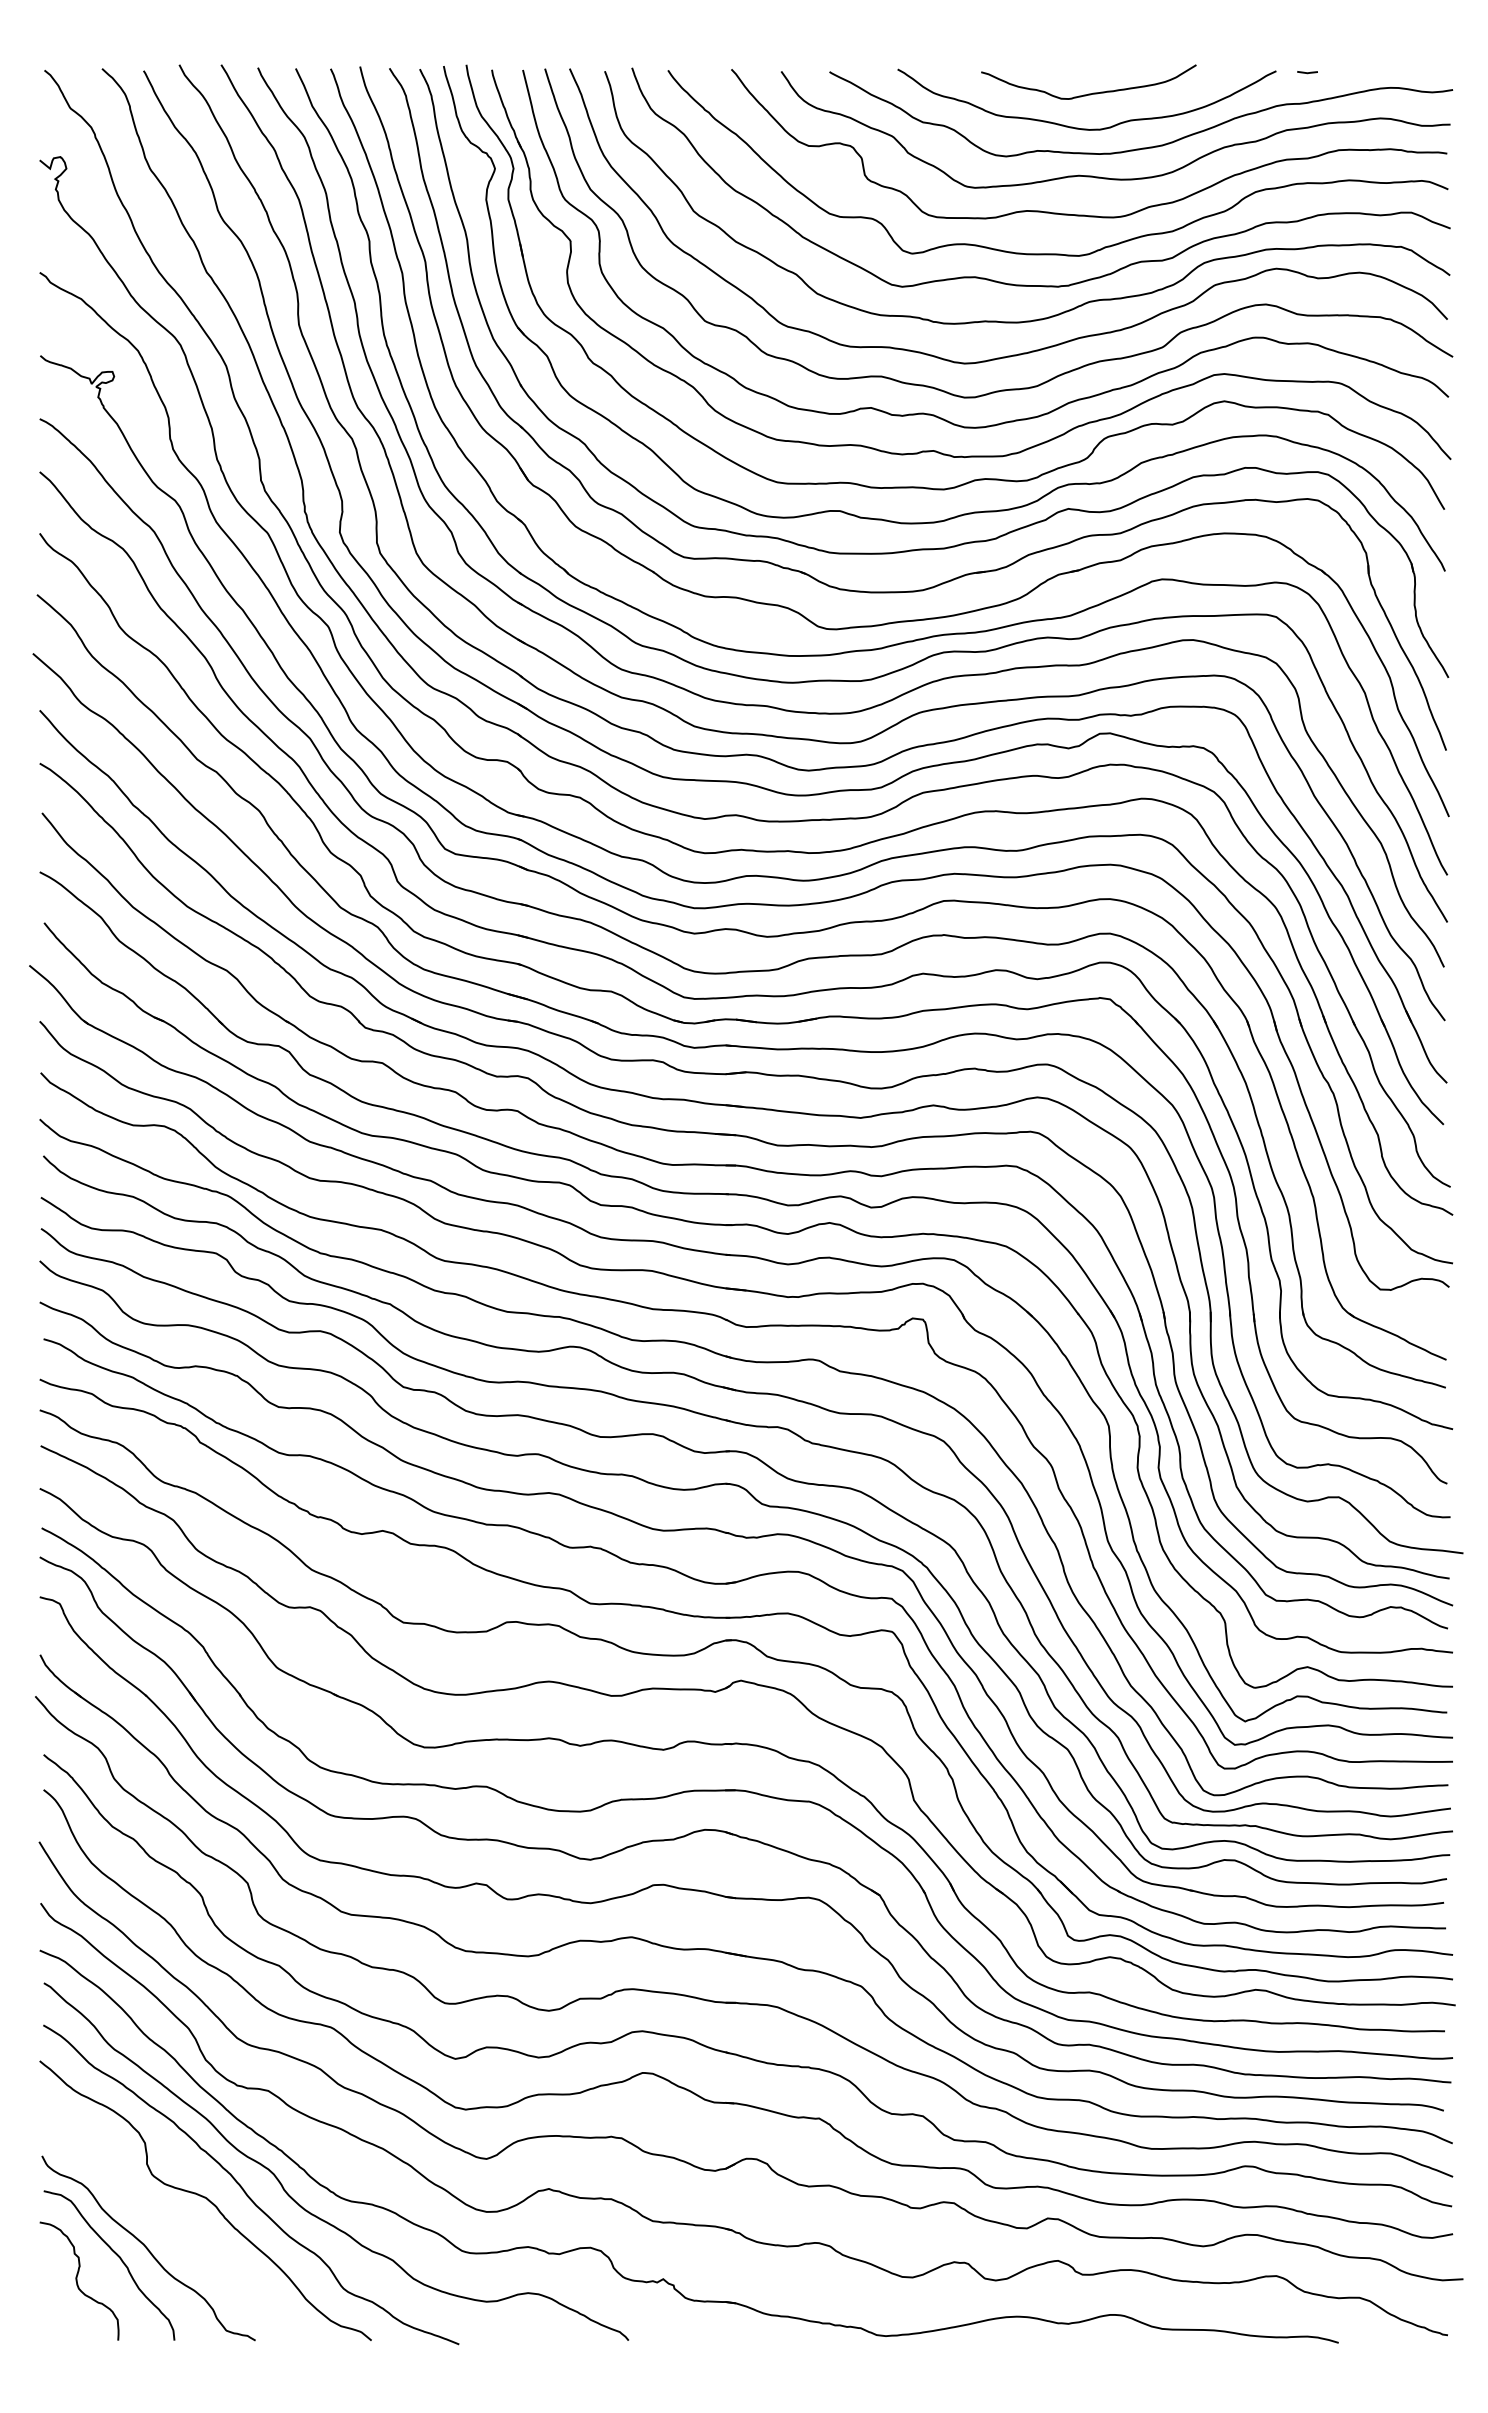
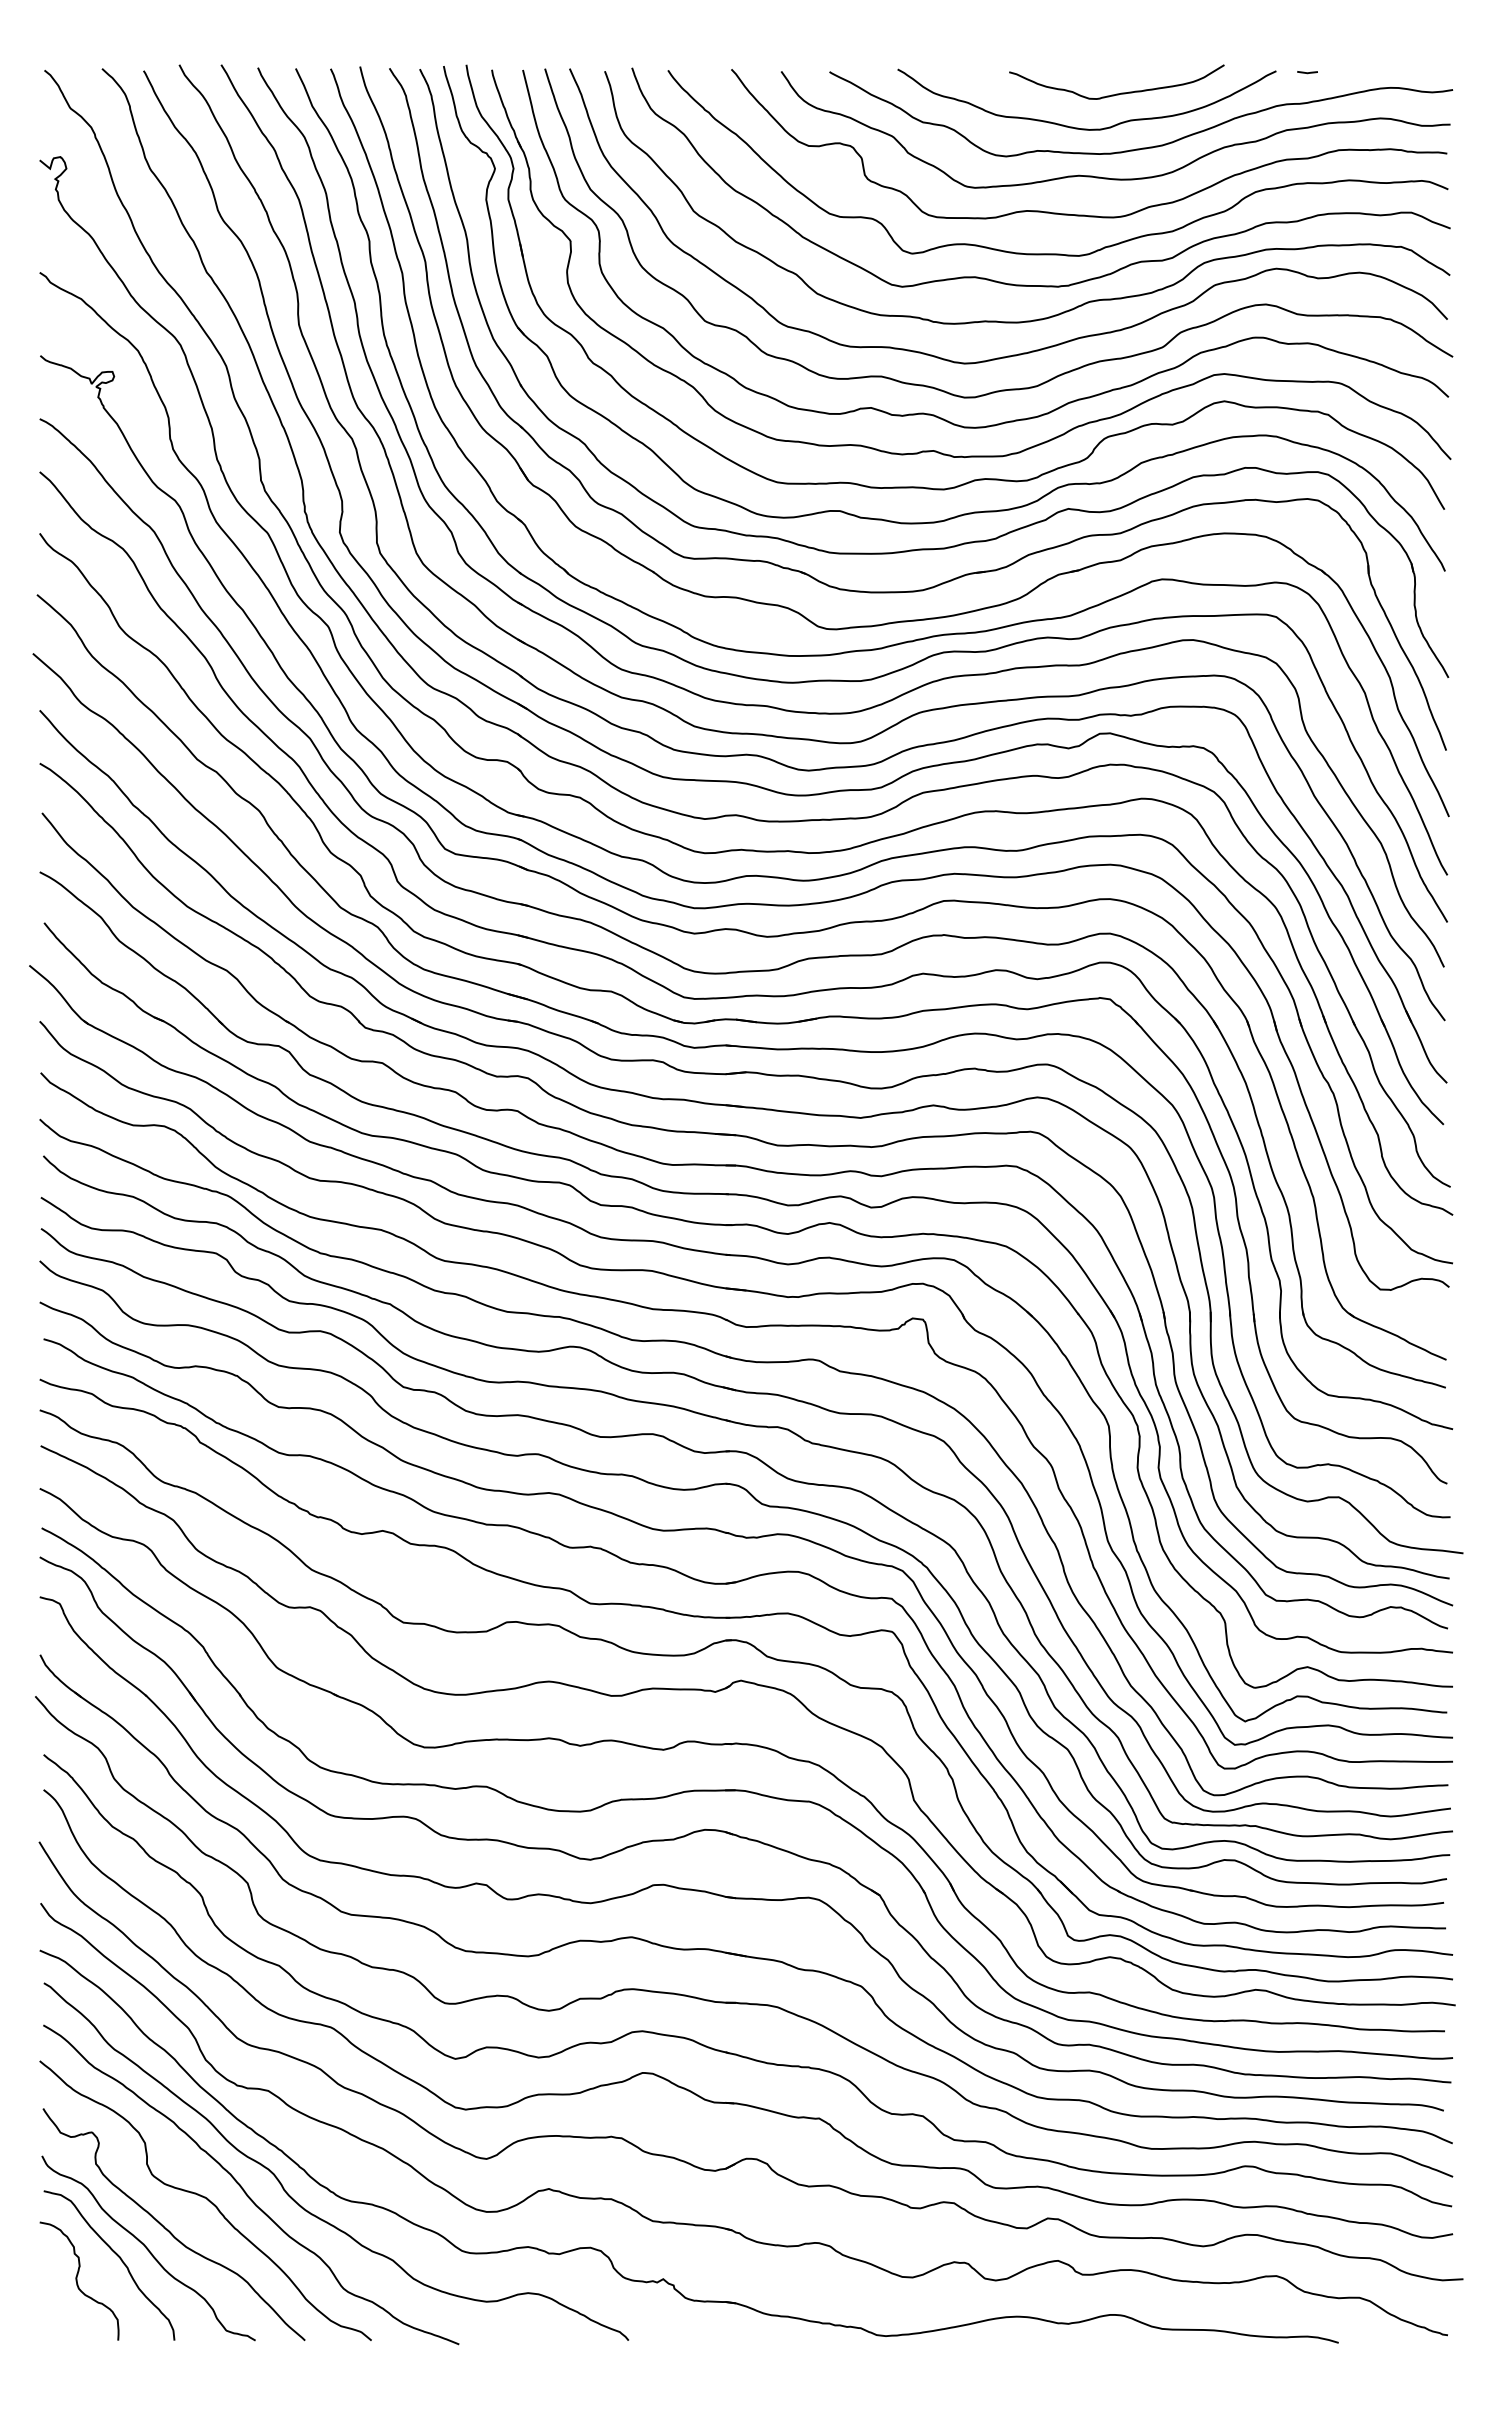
curve position: (1088, 93) -> (1116, 93) (1116, 93)
curve: none -> present (168, 2229)
